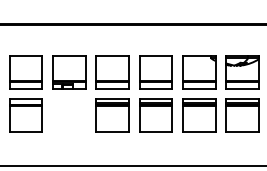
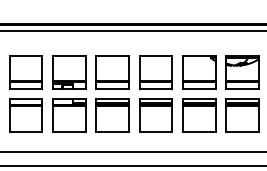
line: none -> present (132, 30)
part: none -> present (69, 115)
line: none -> present (132, 151)
